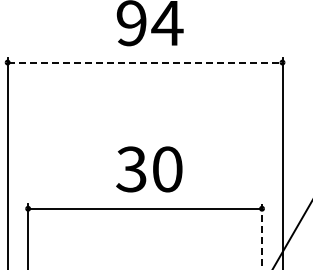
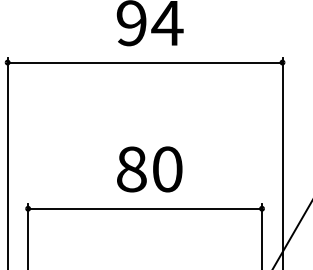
line: dashed -> solid (145, 62)
text: 30 -> 80 (131, 169)
line: dashed -> solid (262, 237)
